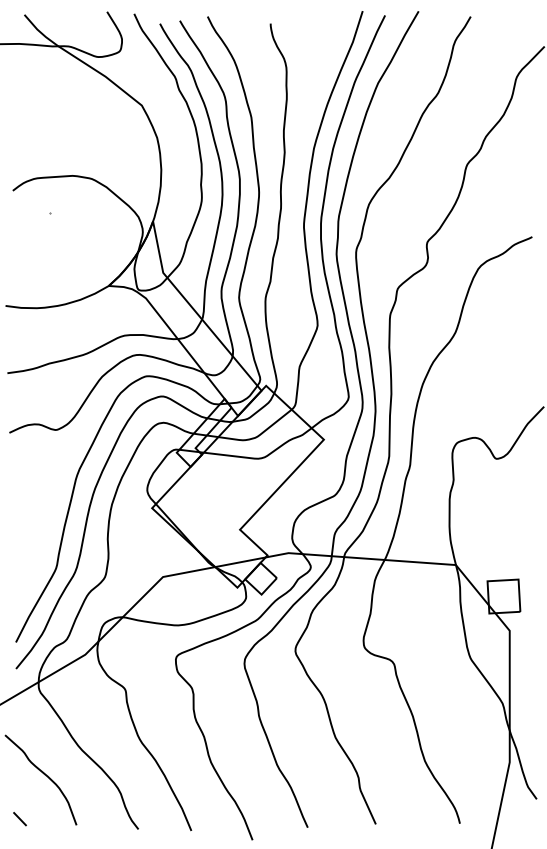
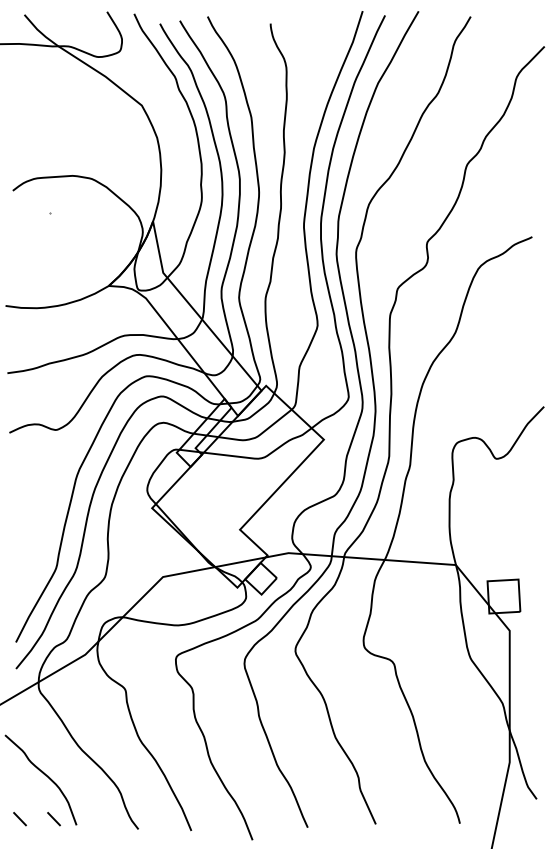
line: none -> present (53, 819)
